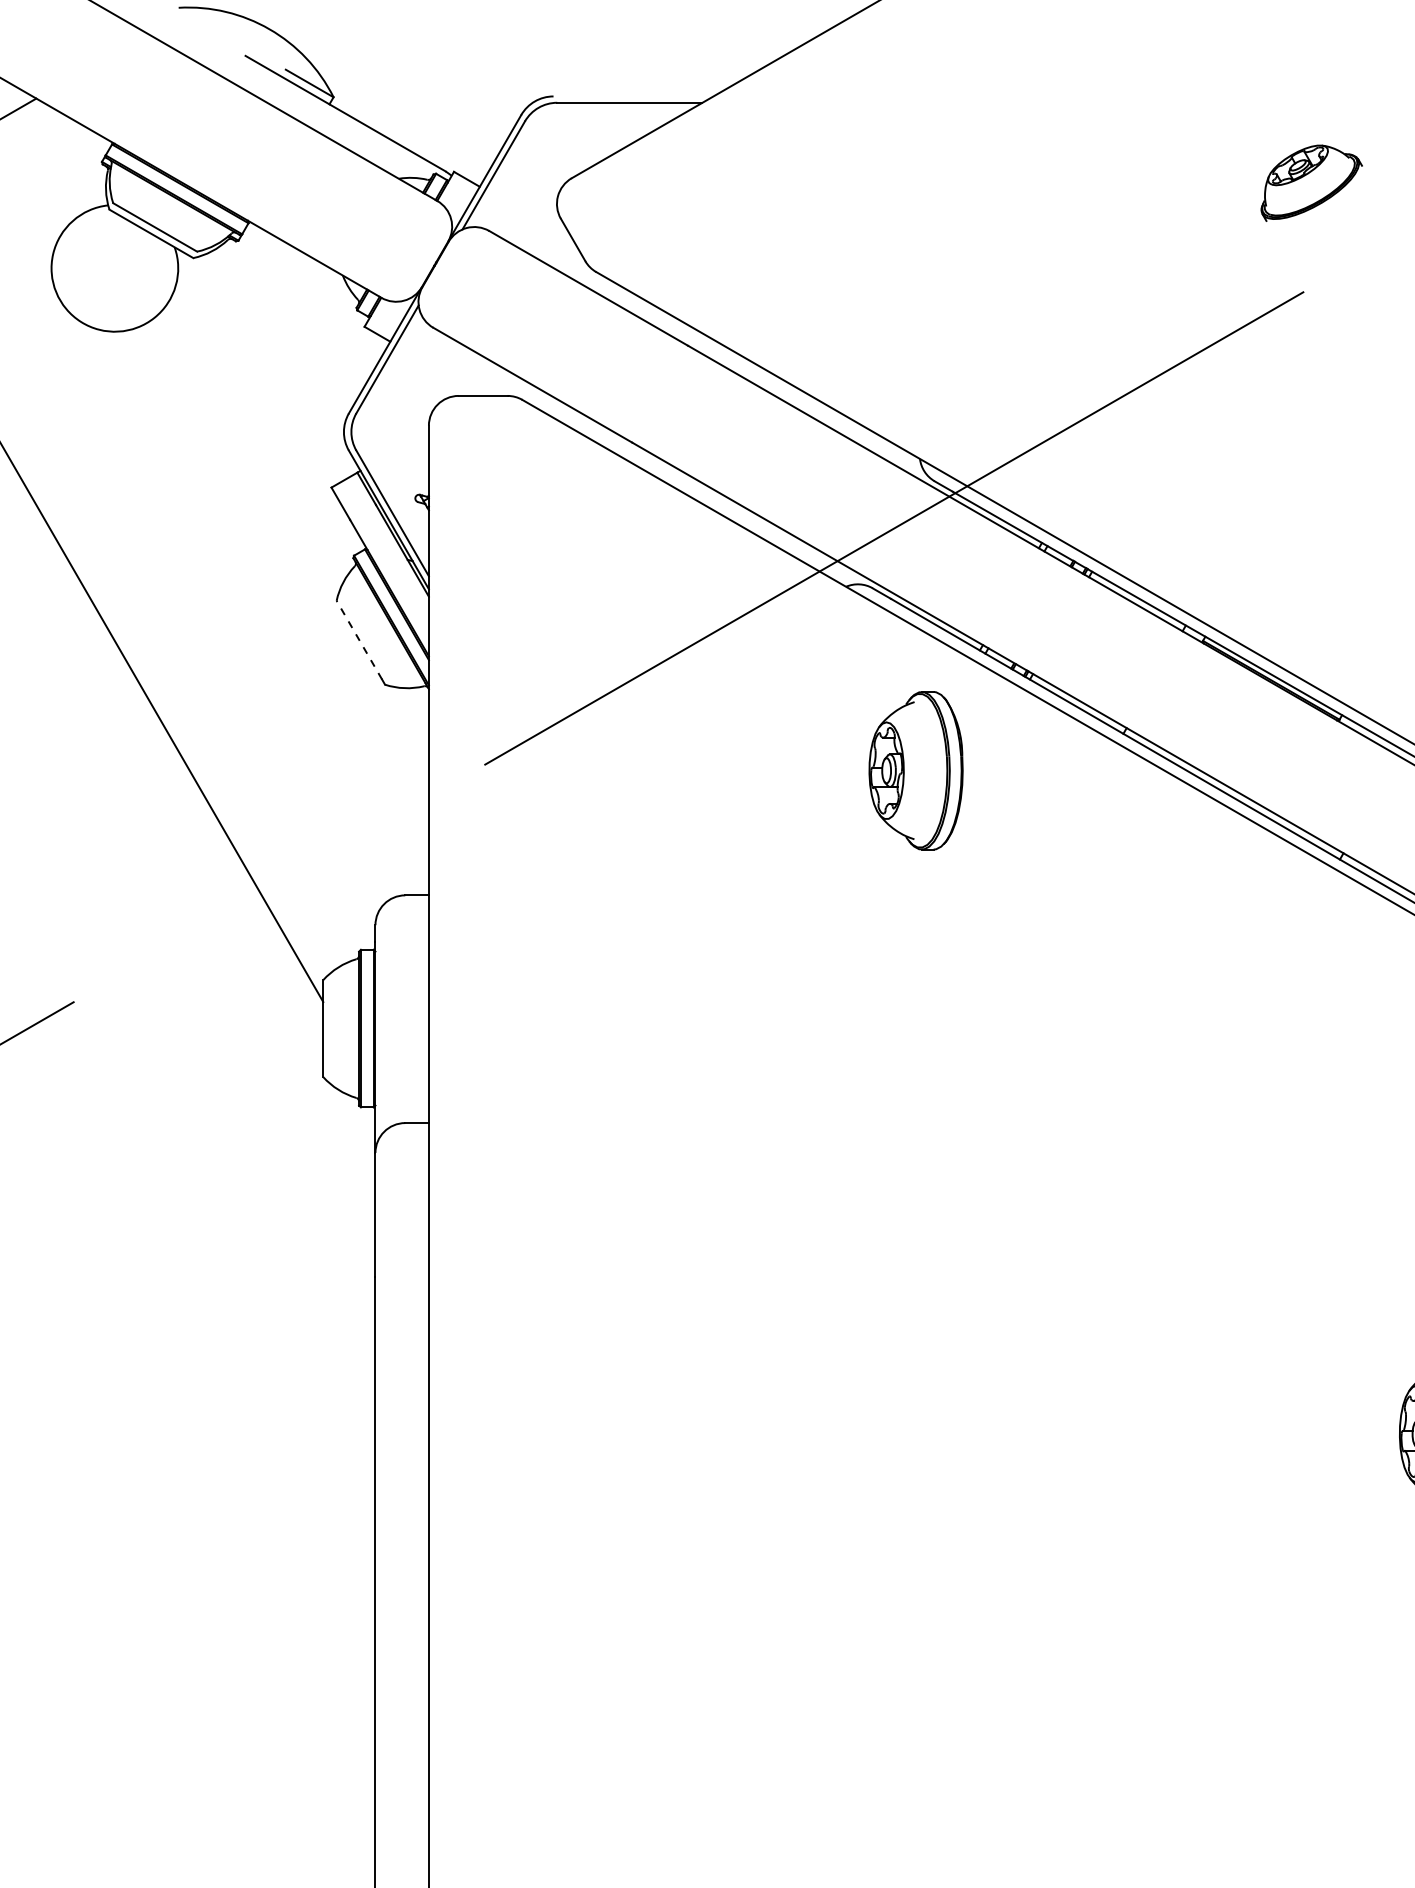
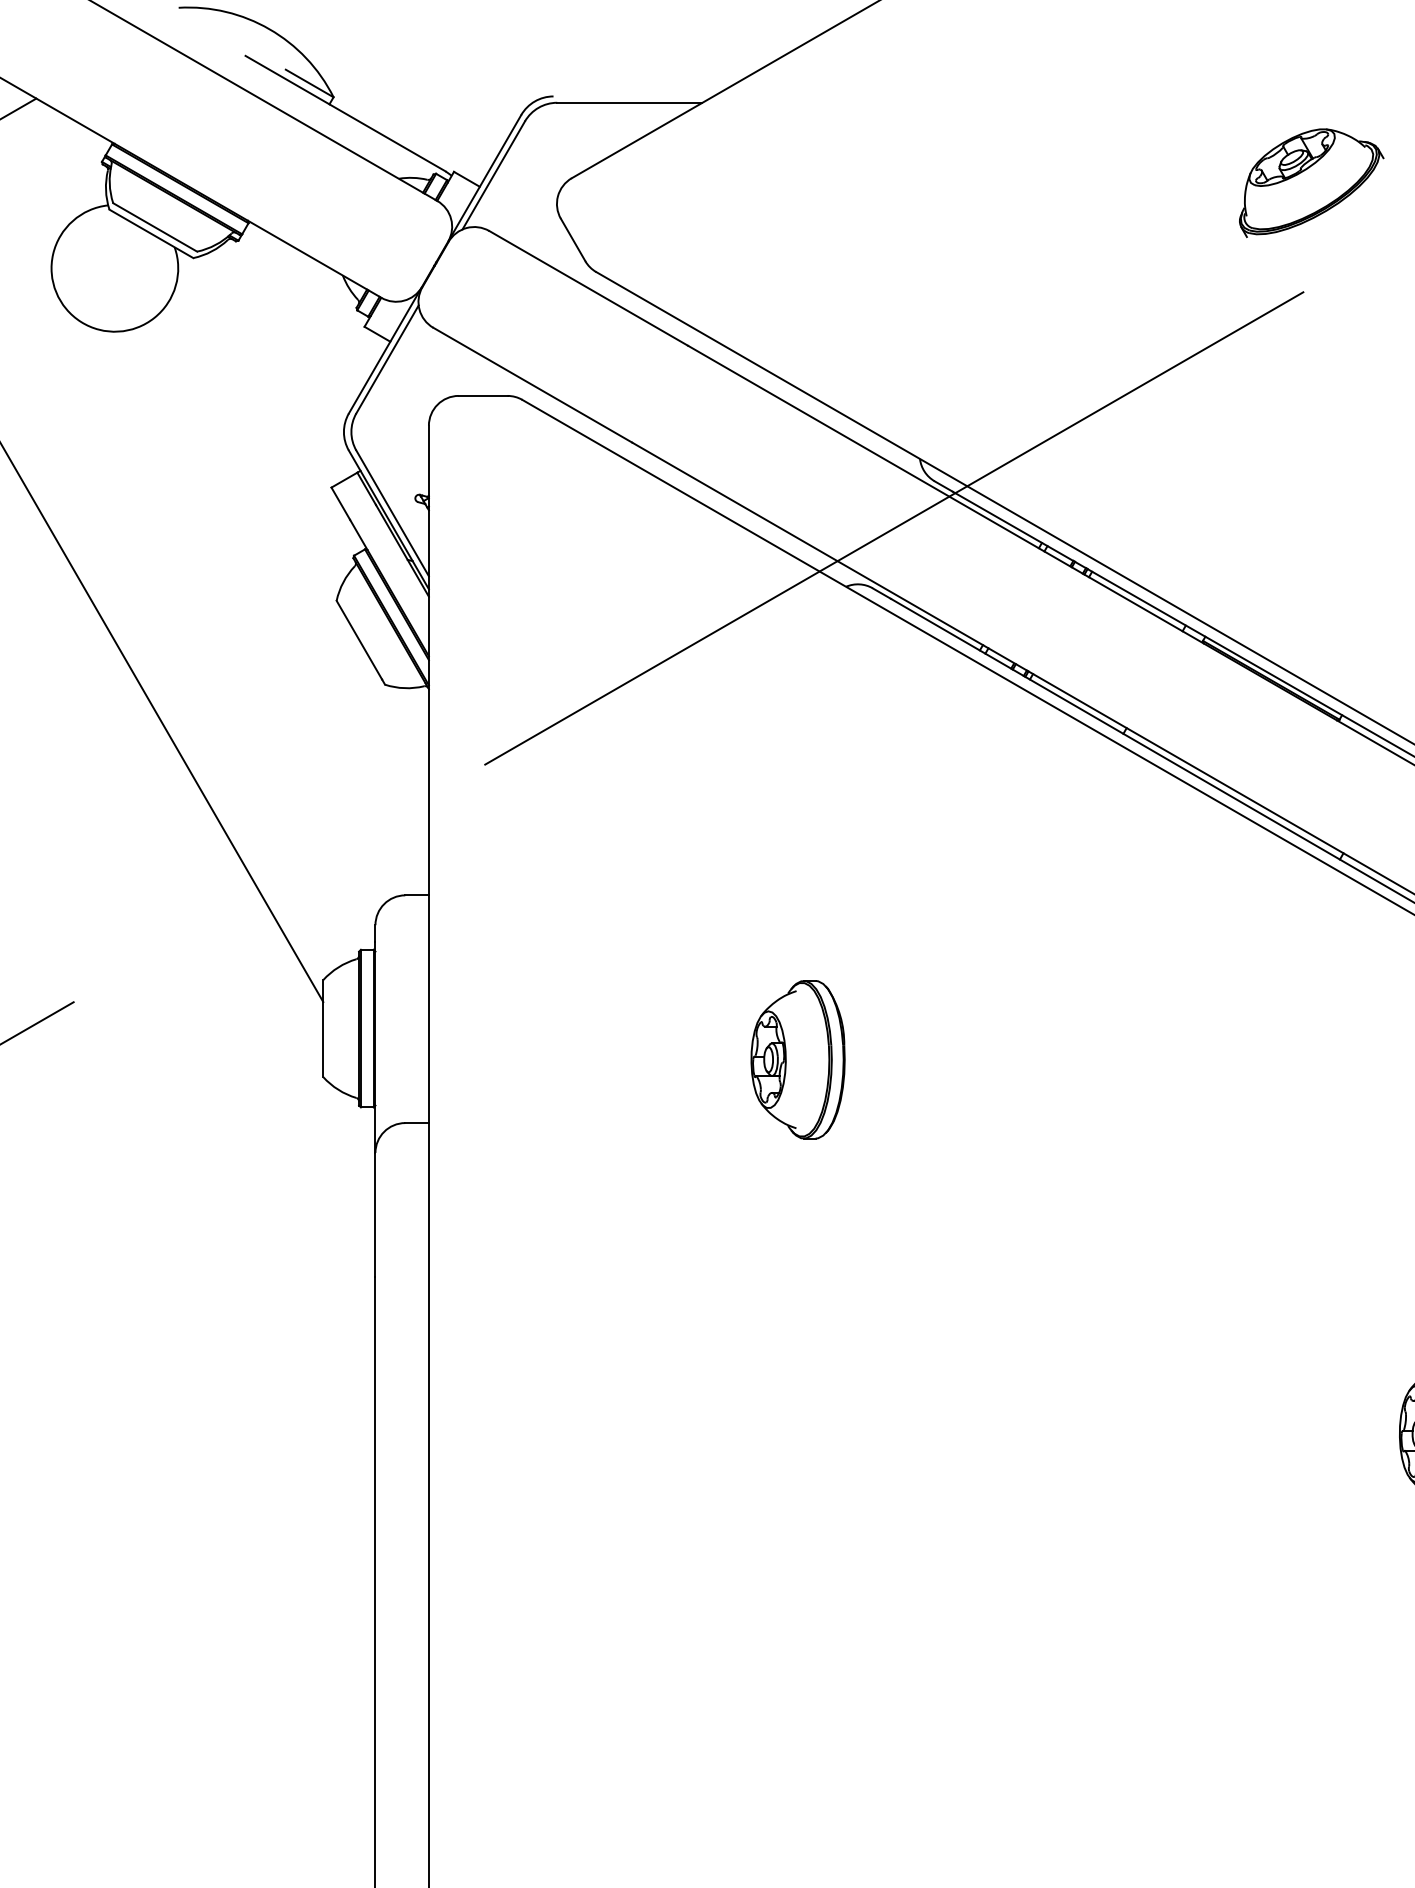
part size: 103x78 px -> 146x111 px (1311, 183)
line: dashed -> solid (359, 639)
part position: (915, 770) -> (797, 1059) (797, 1059)
